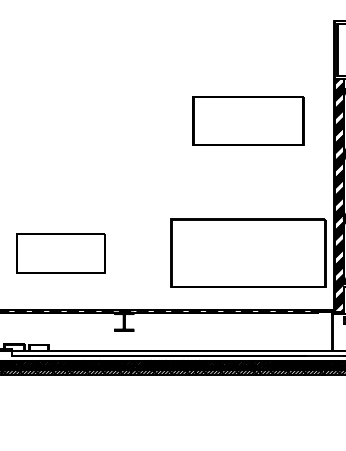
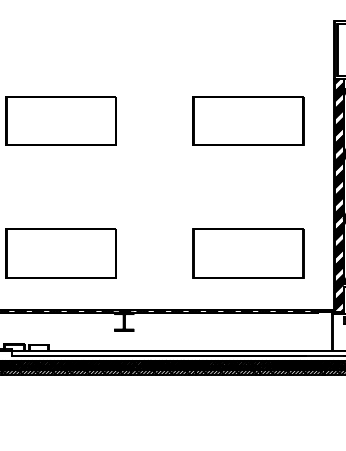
part: none -> present (60, 120)
part size: 157x70 px -> 113x51 px (248, 253)
part size: 90x41 px -> 112x51 px (60, 253)
